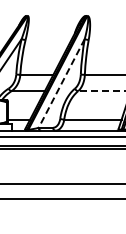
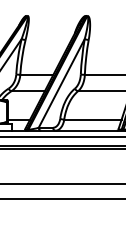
line: dashed -> solid (61, 83)
line: dashed -> solid (102, 91)
